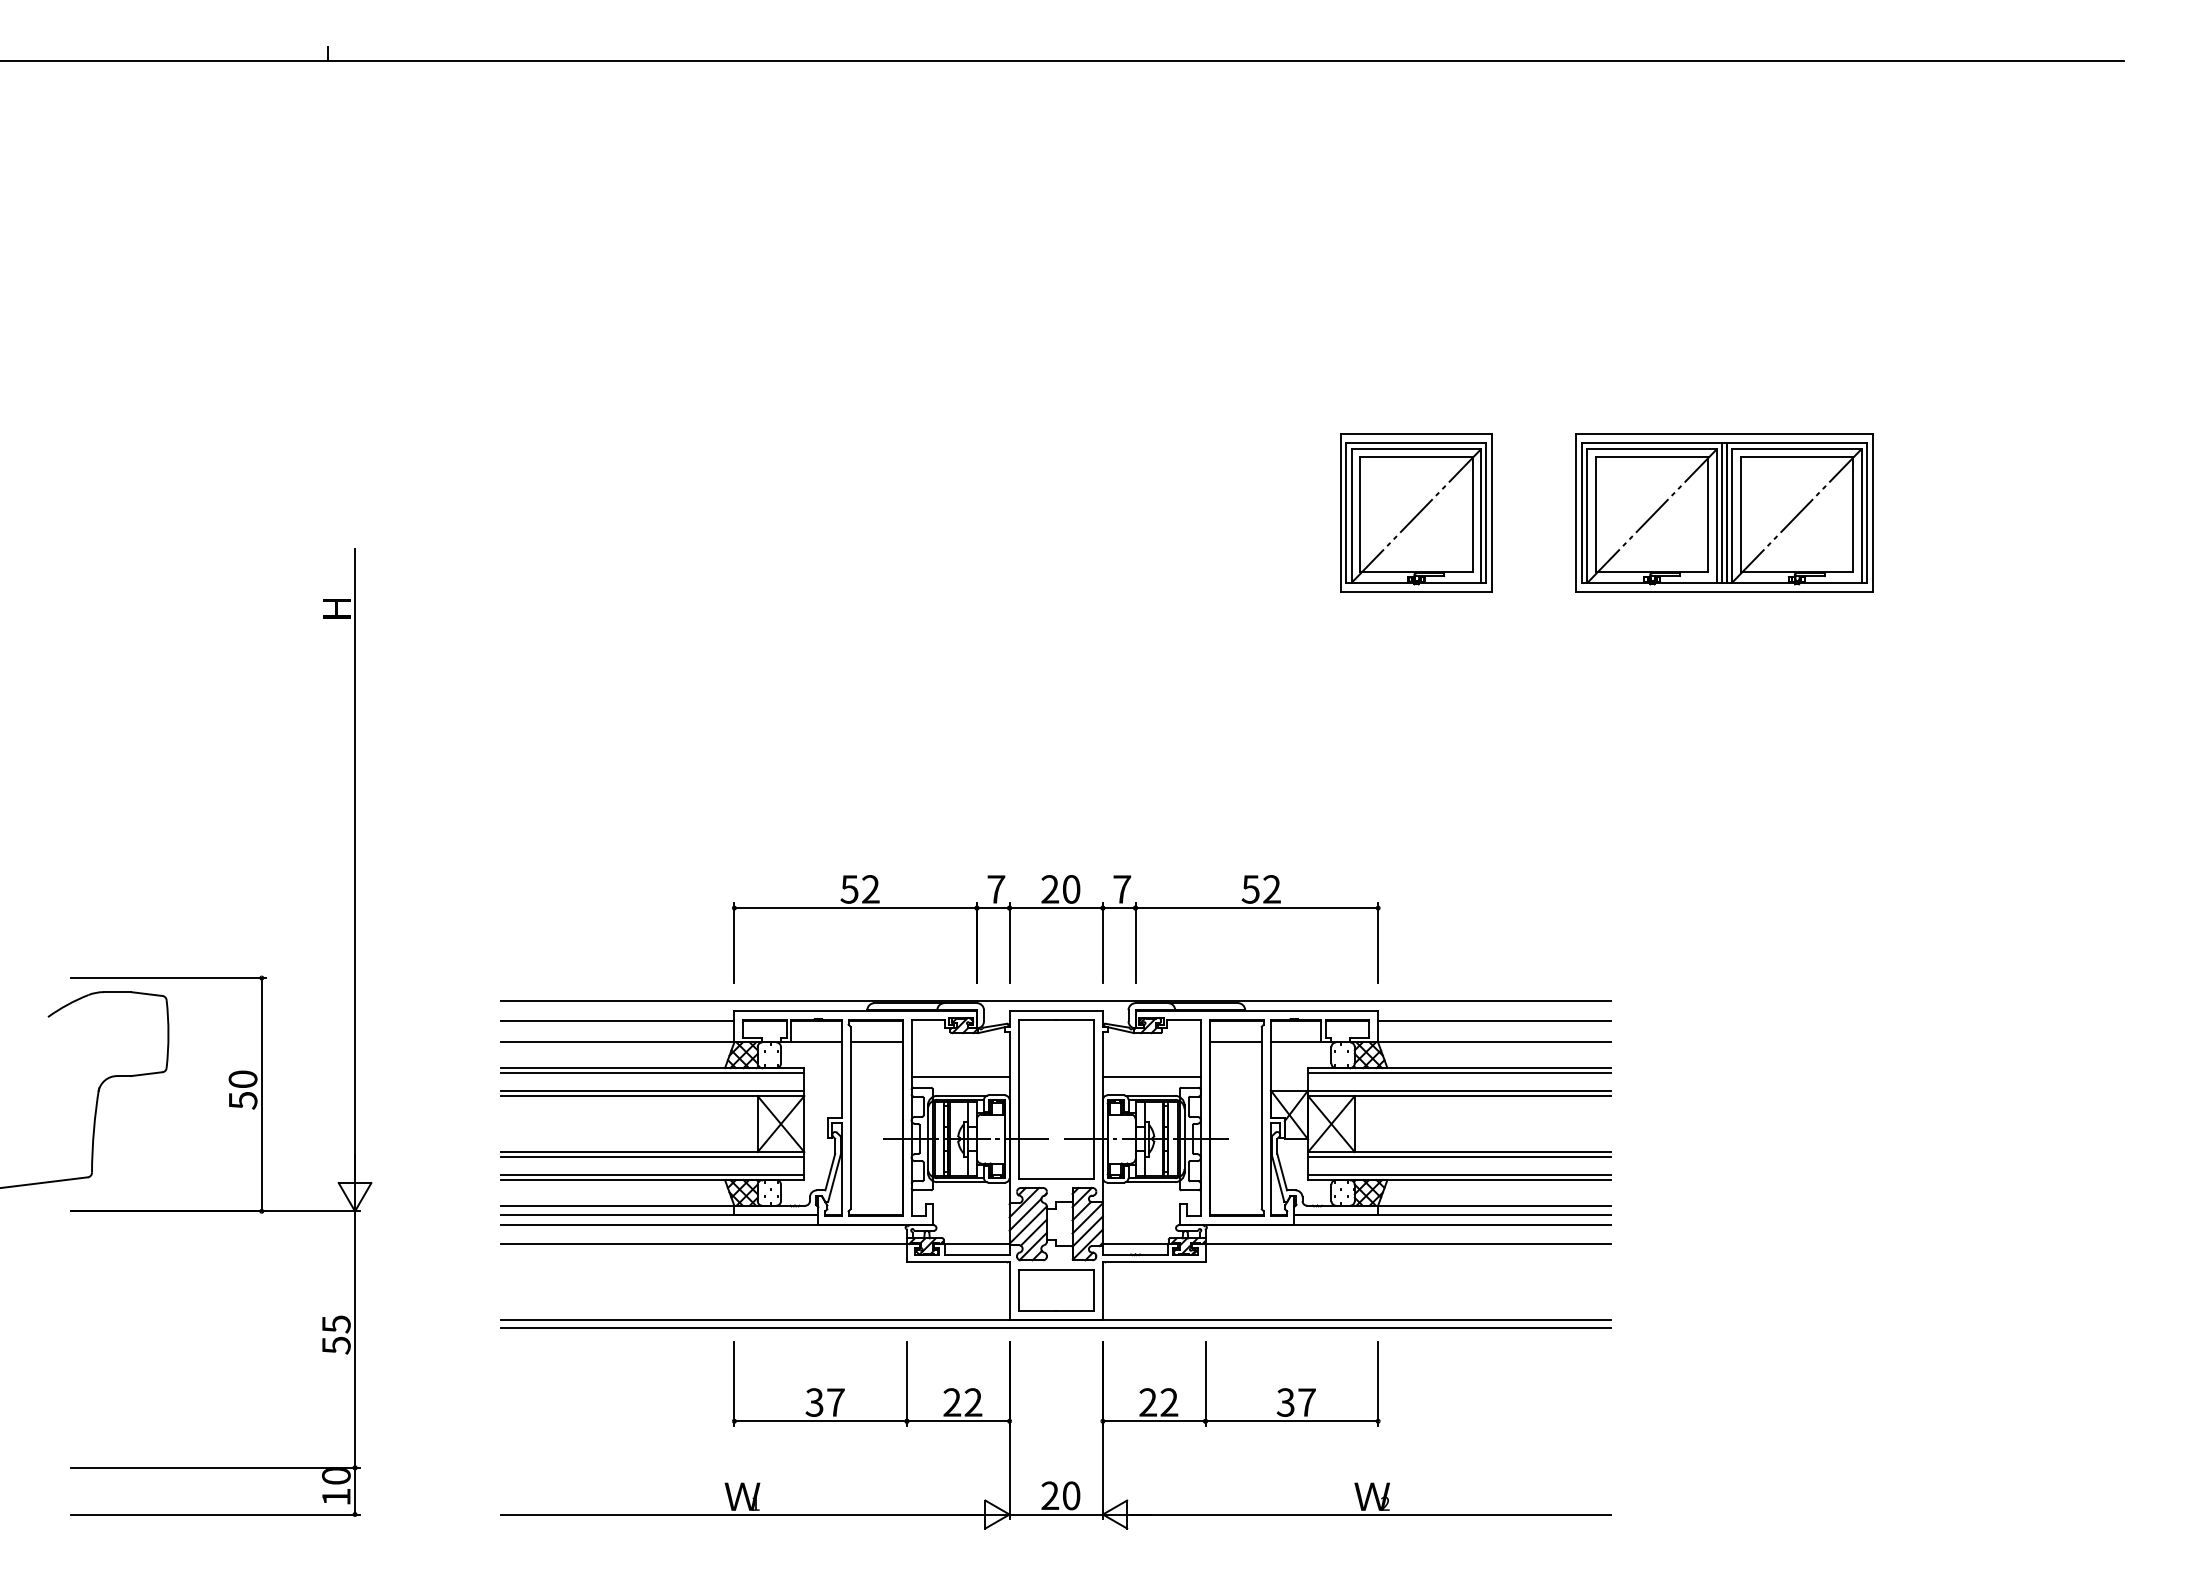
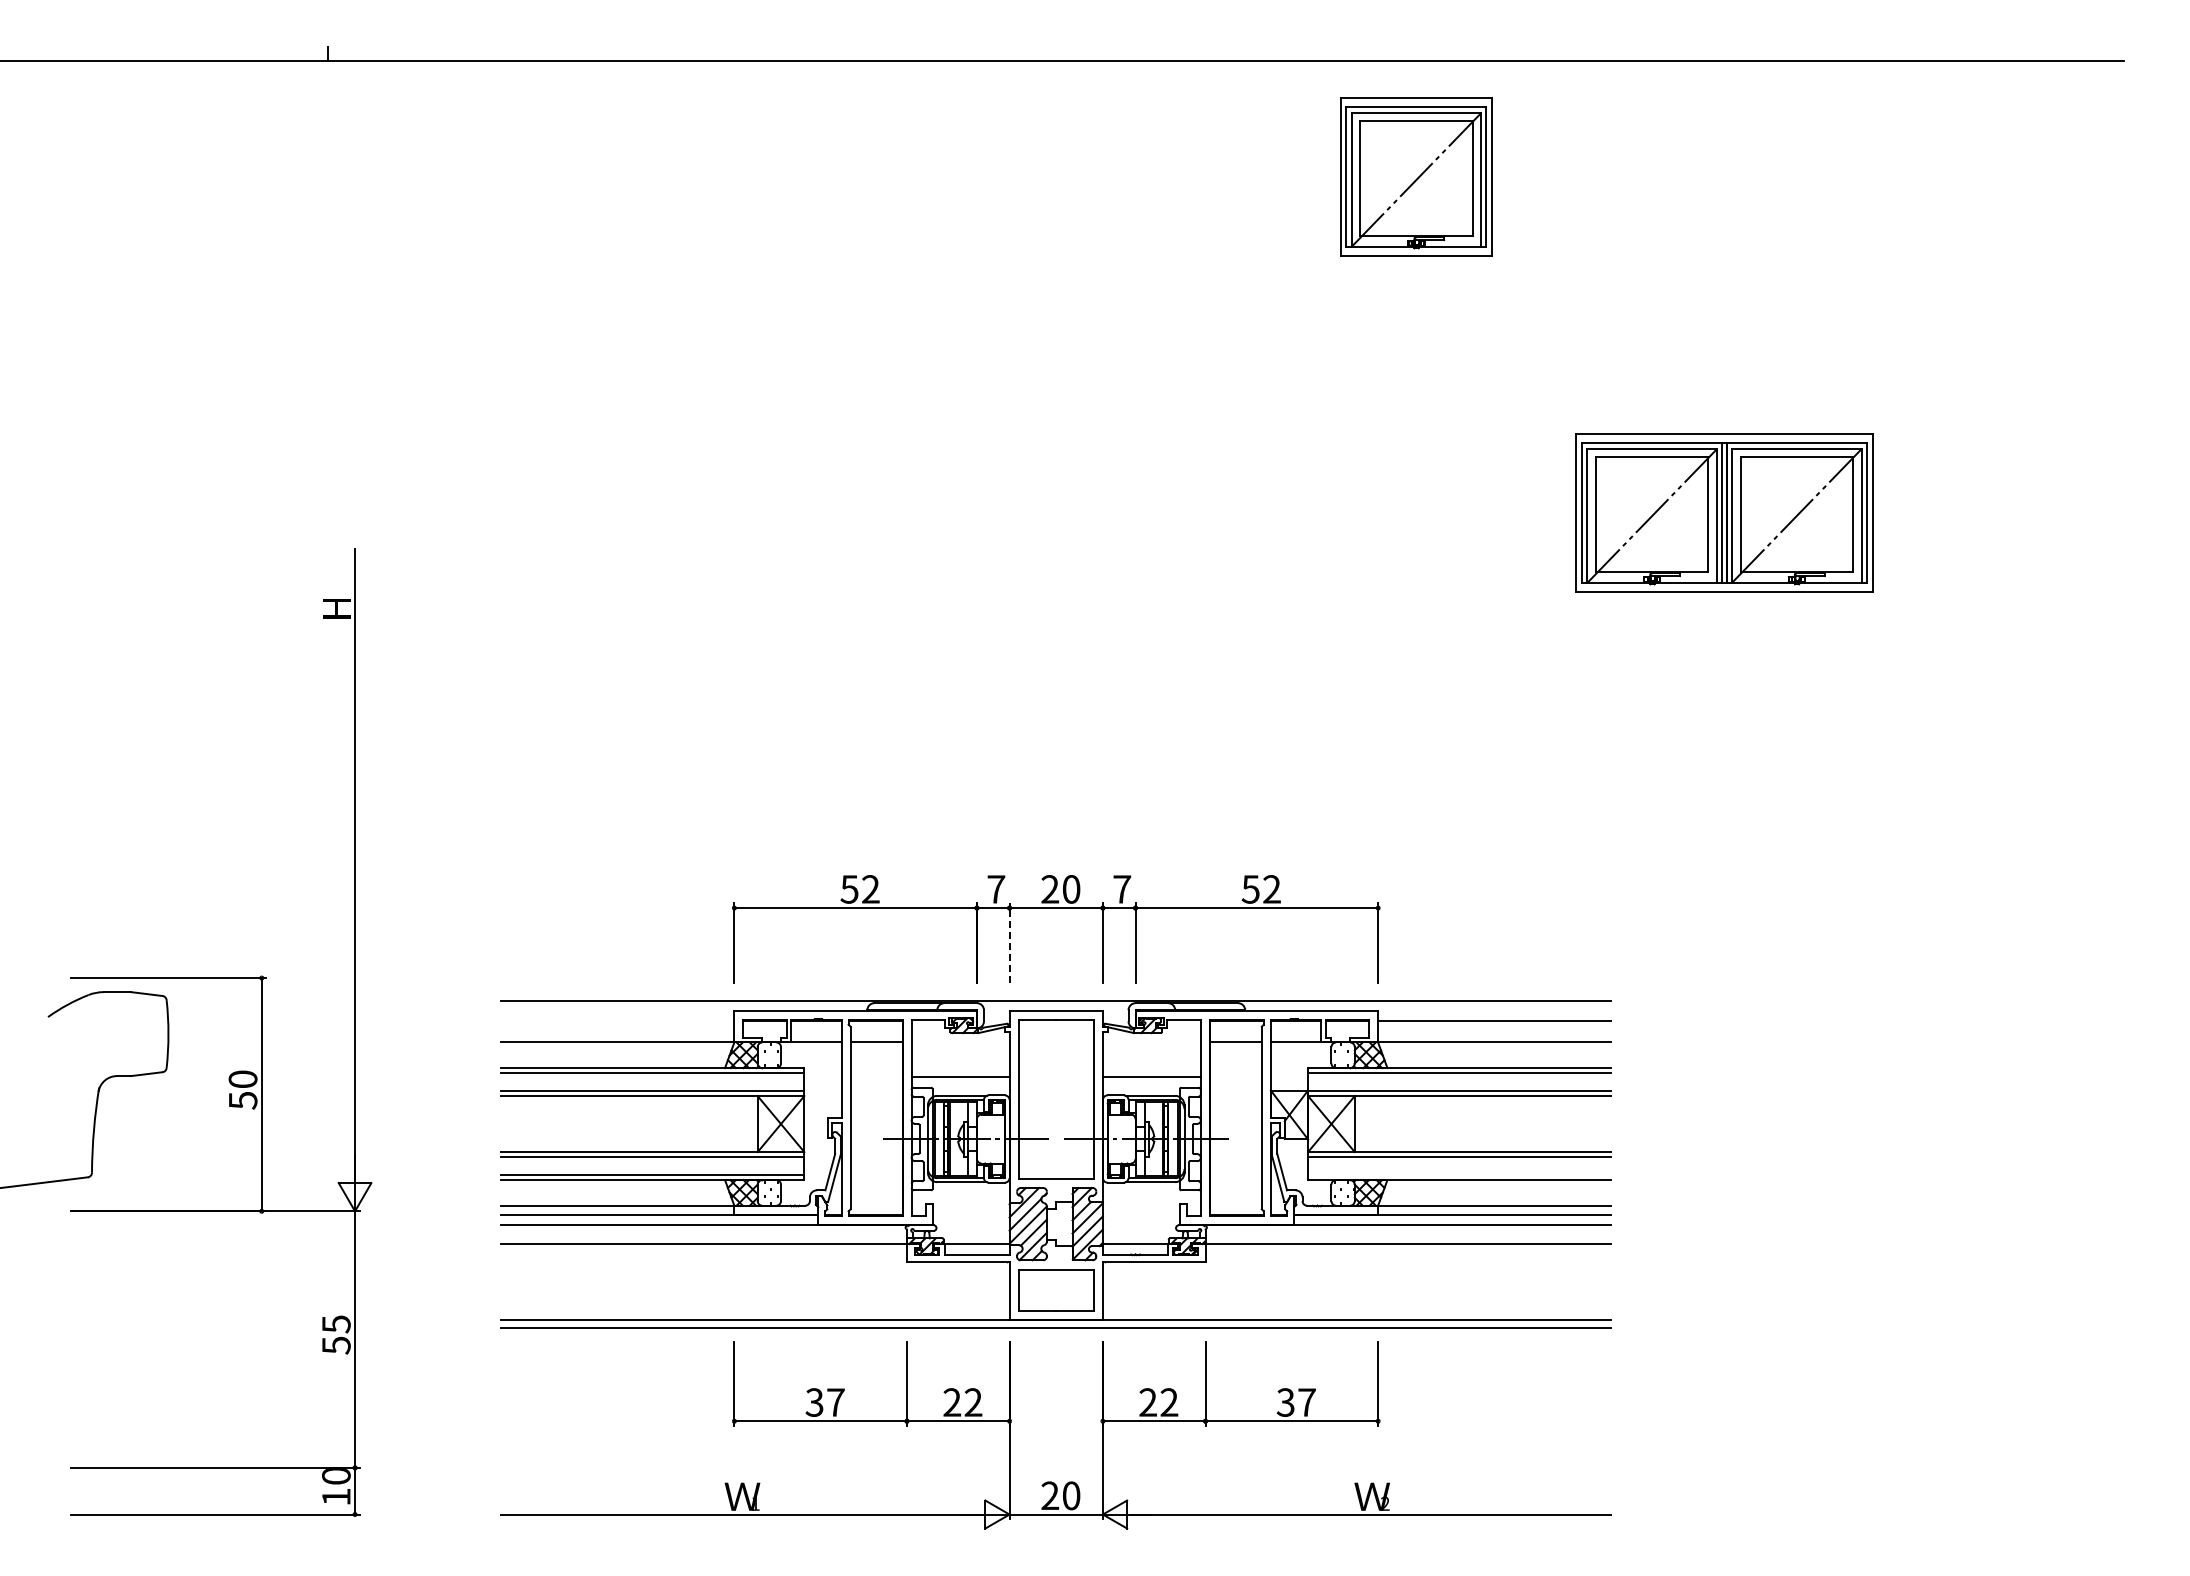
part position: (1416, 512) -> (1416, 176) (1416, 176)
line: solid -> dashed (1009, 943)
line: present -> none (617, 1021)
line: present -> none (1459, 1175)
